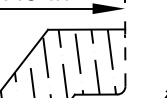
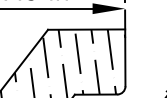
line: dashed -> solid (125, 48)
